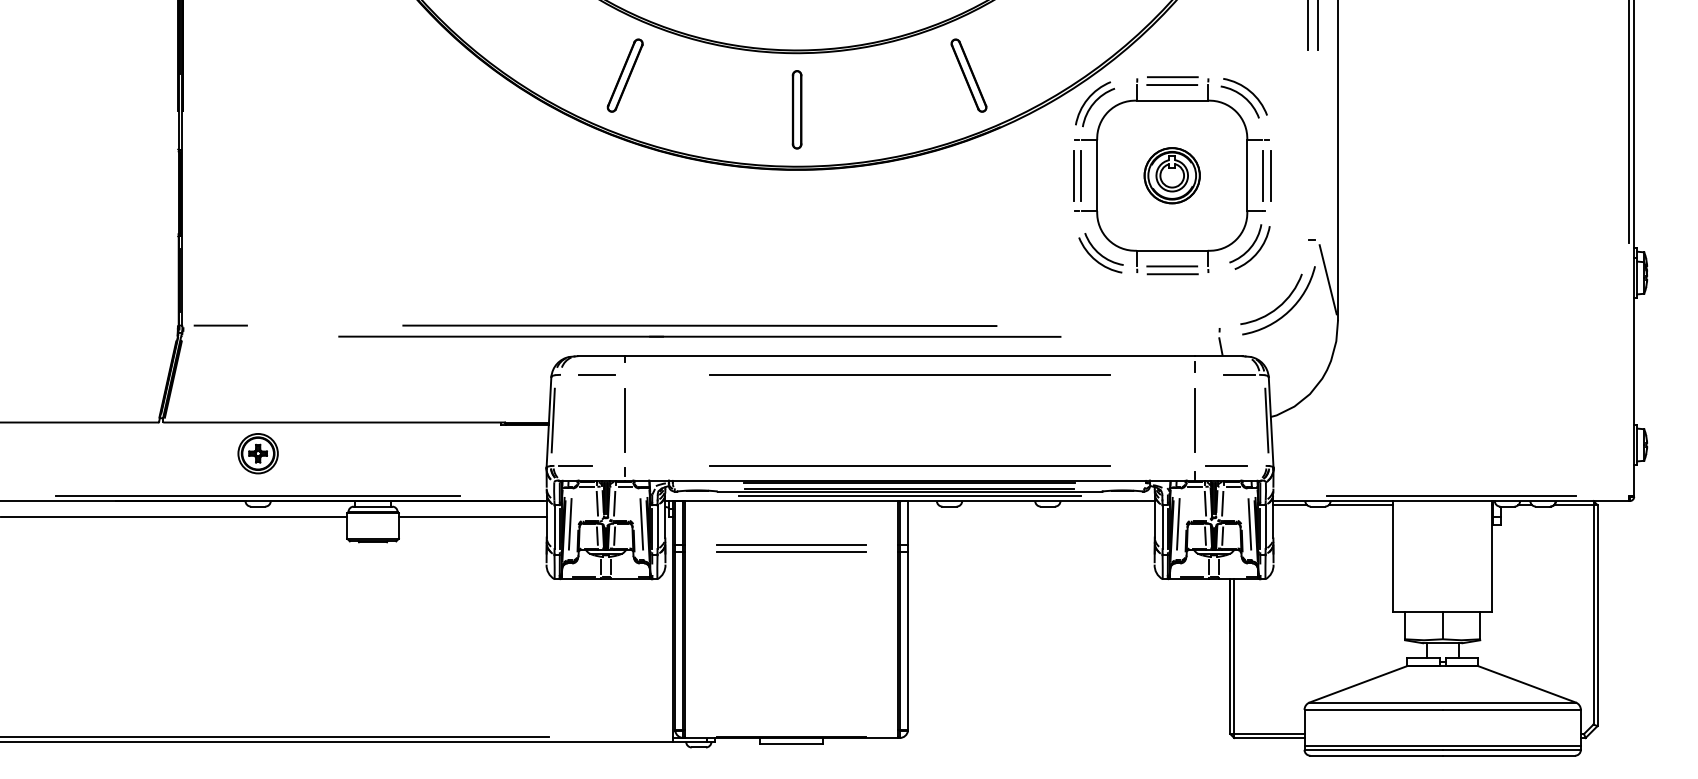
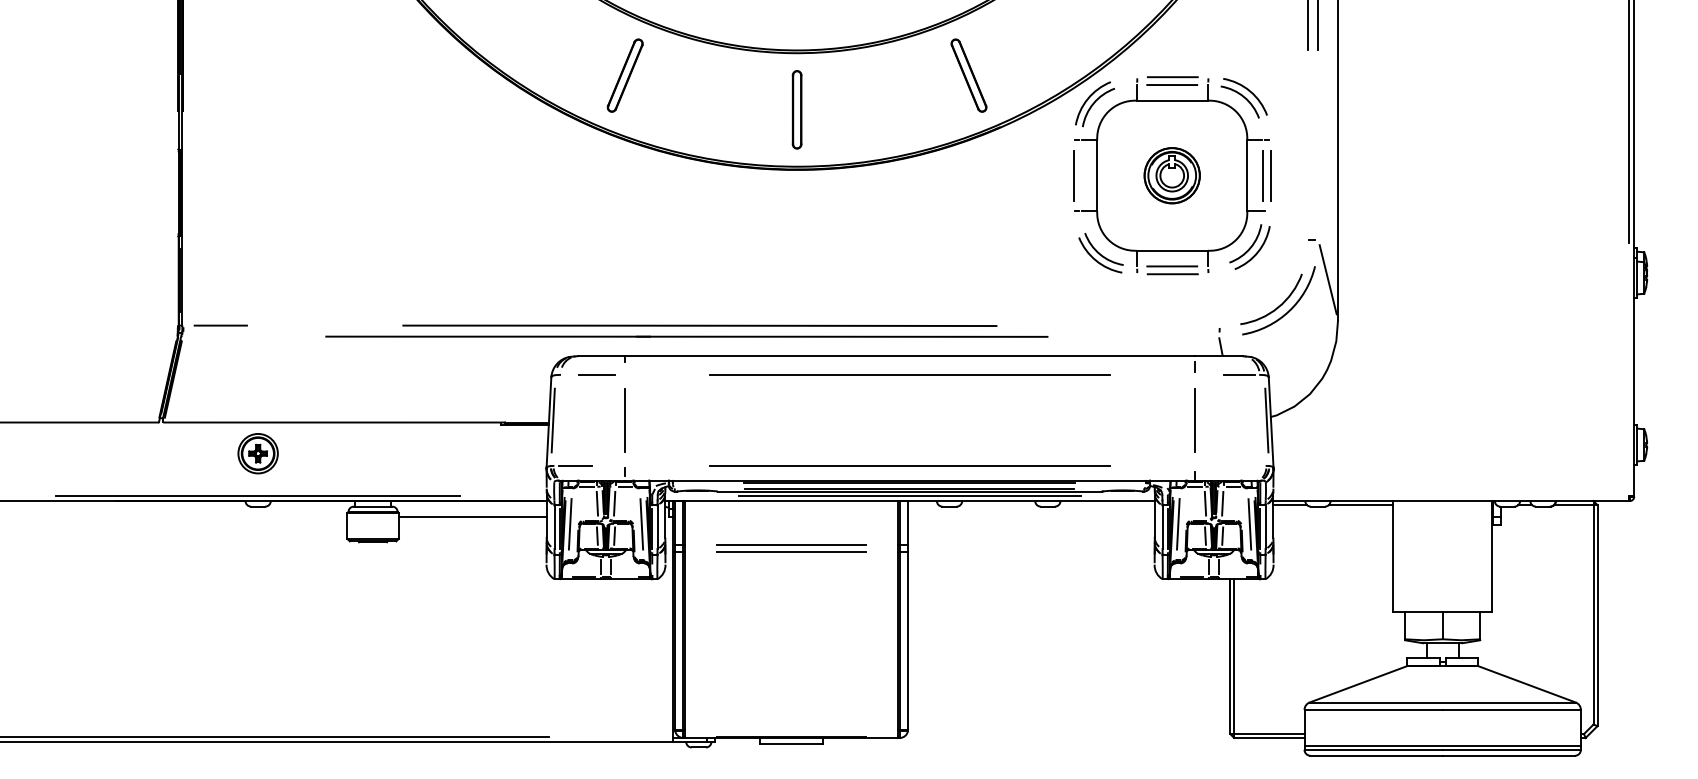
line: present -> none (1081, 175)
line position: (699, 336) -> (686, 336) (686, 336)
line: present -> none (1226, 465)
line: present -> none (1450, 495)
line: present -> none (174, 516)
